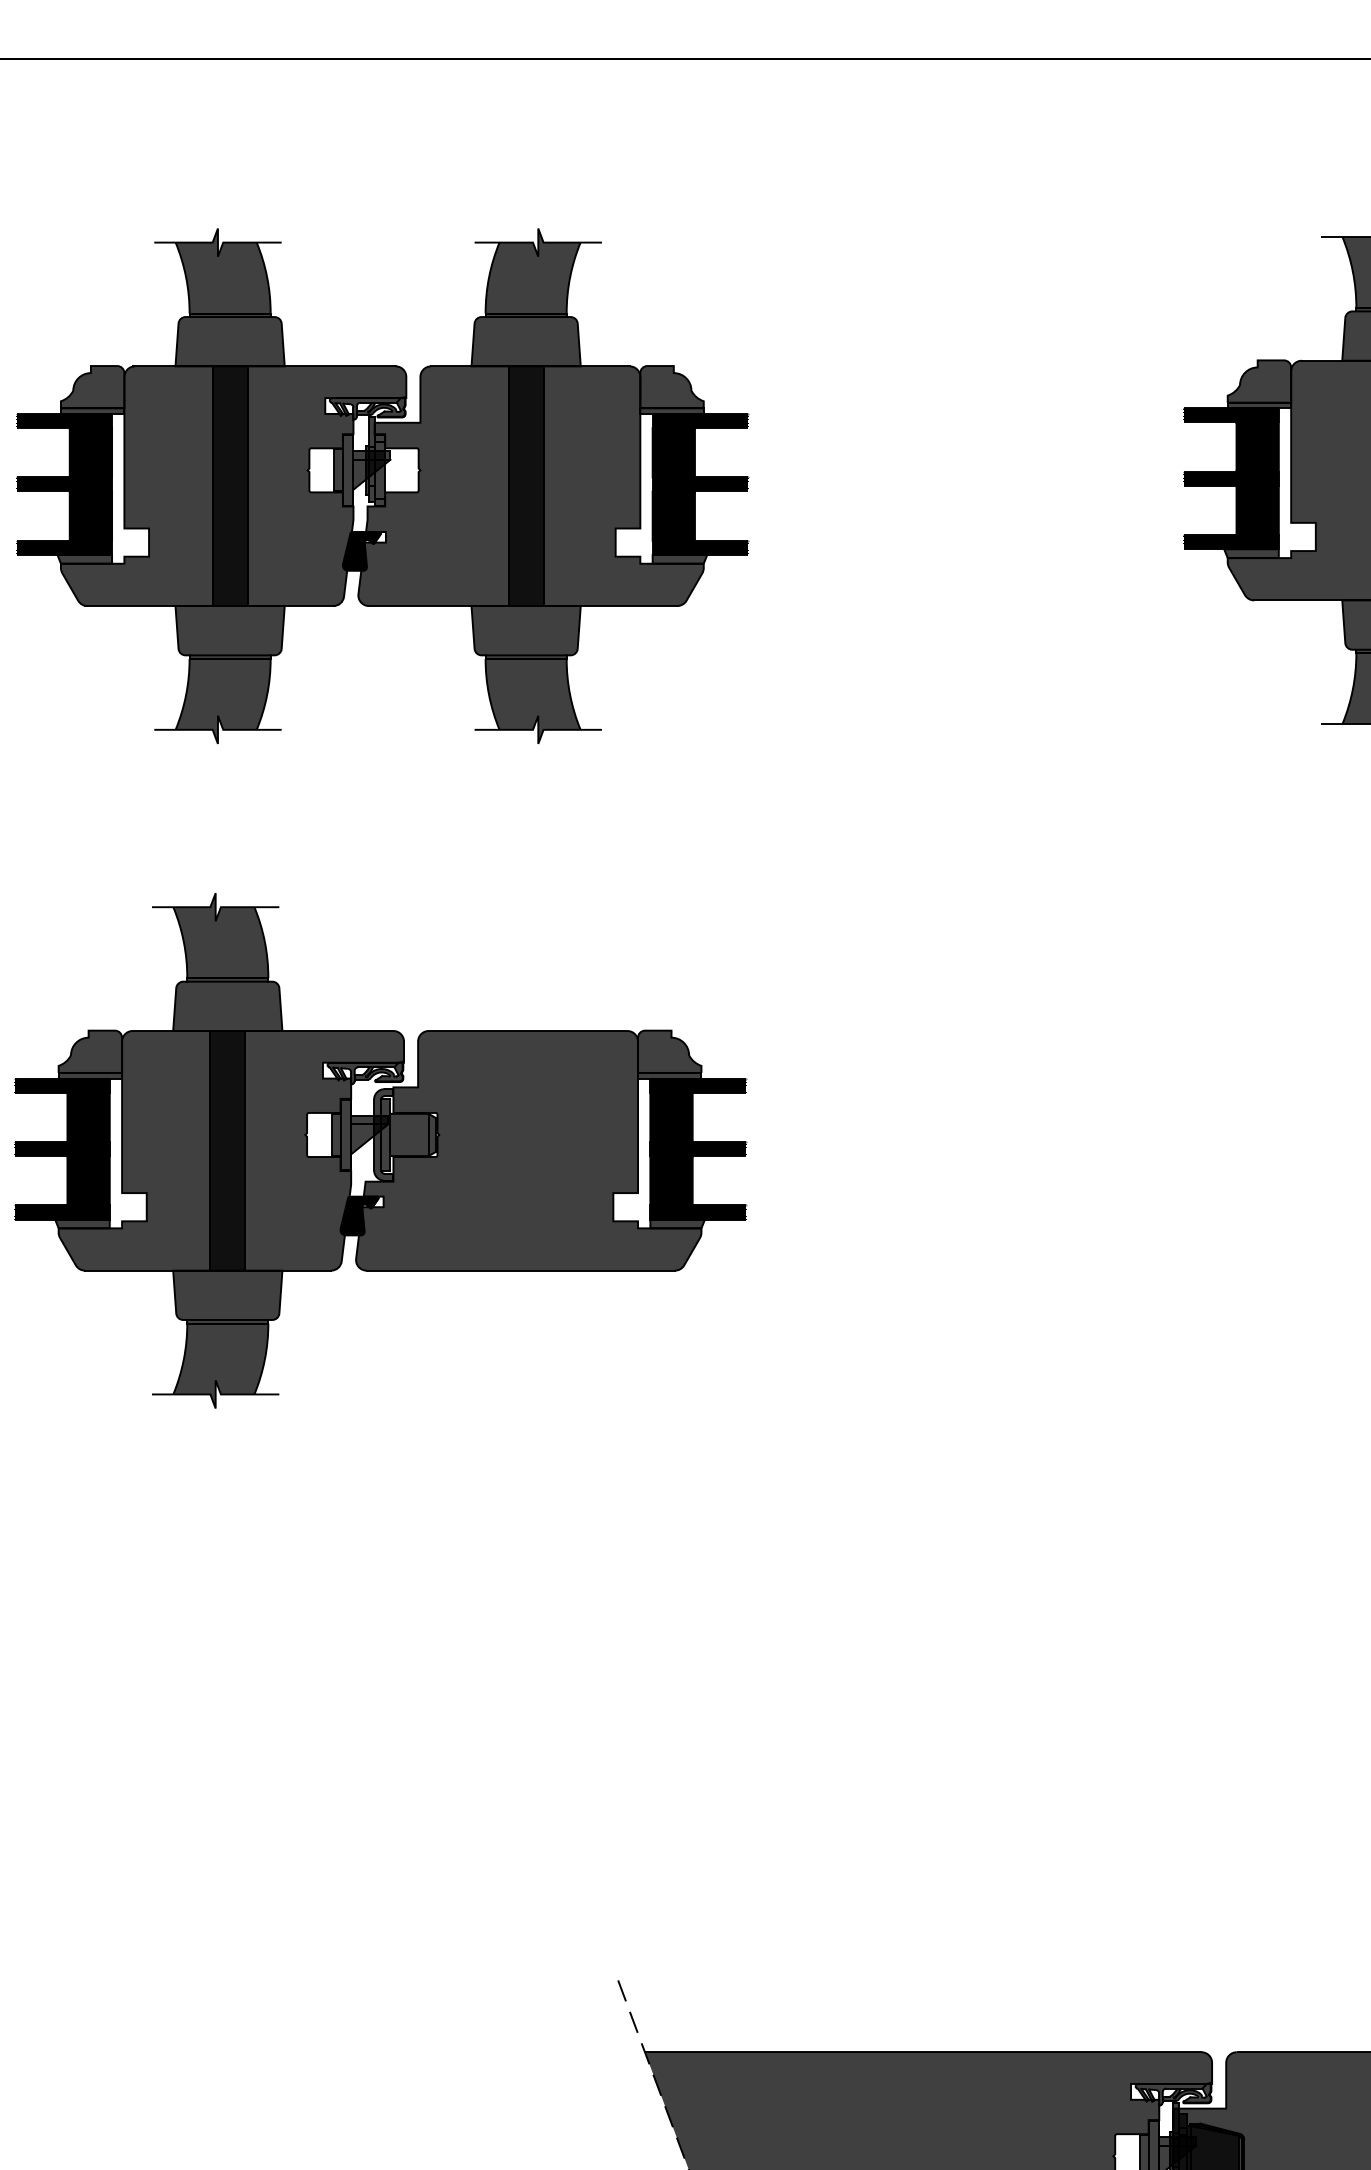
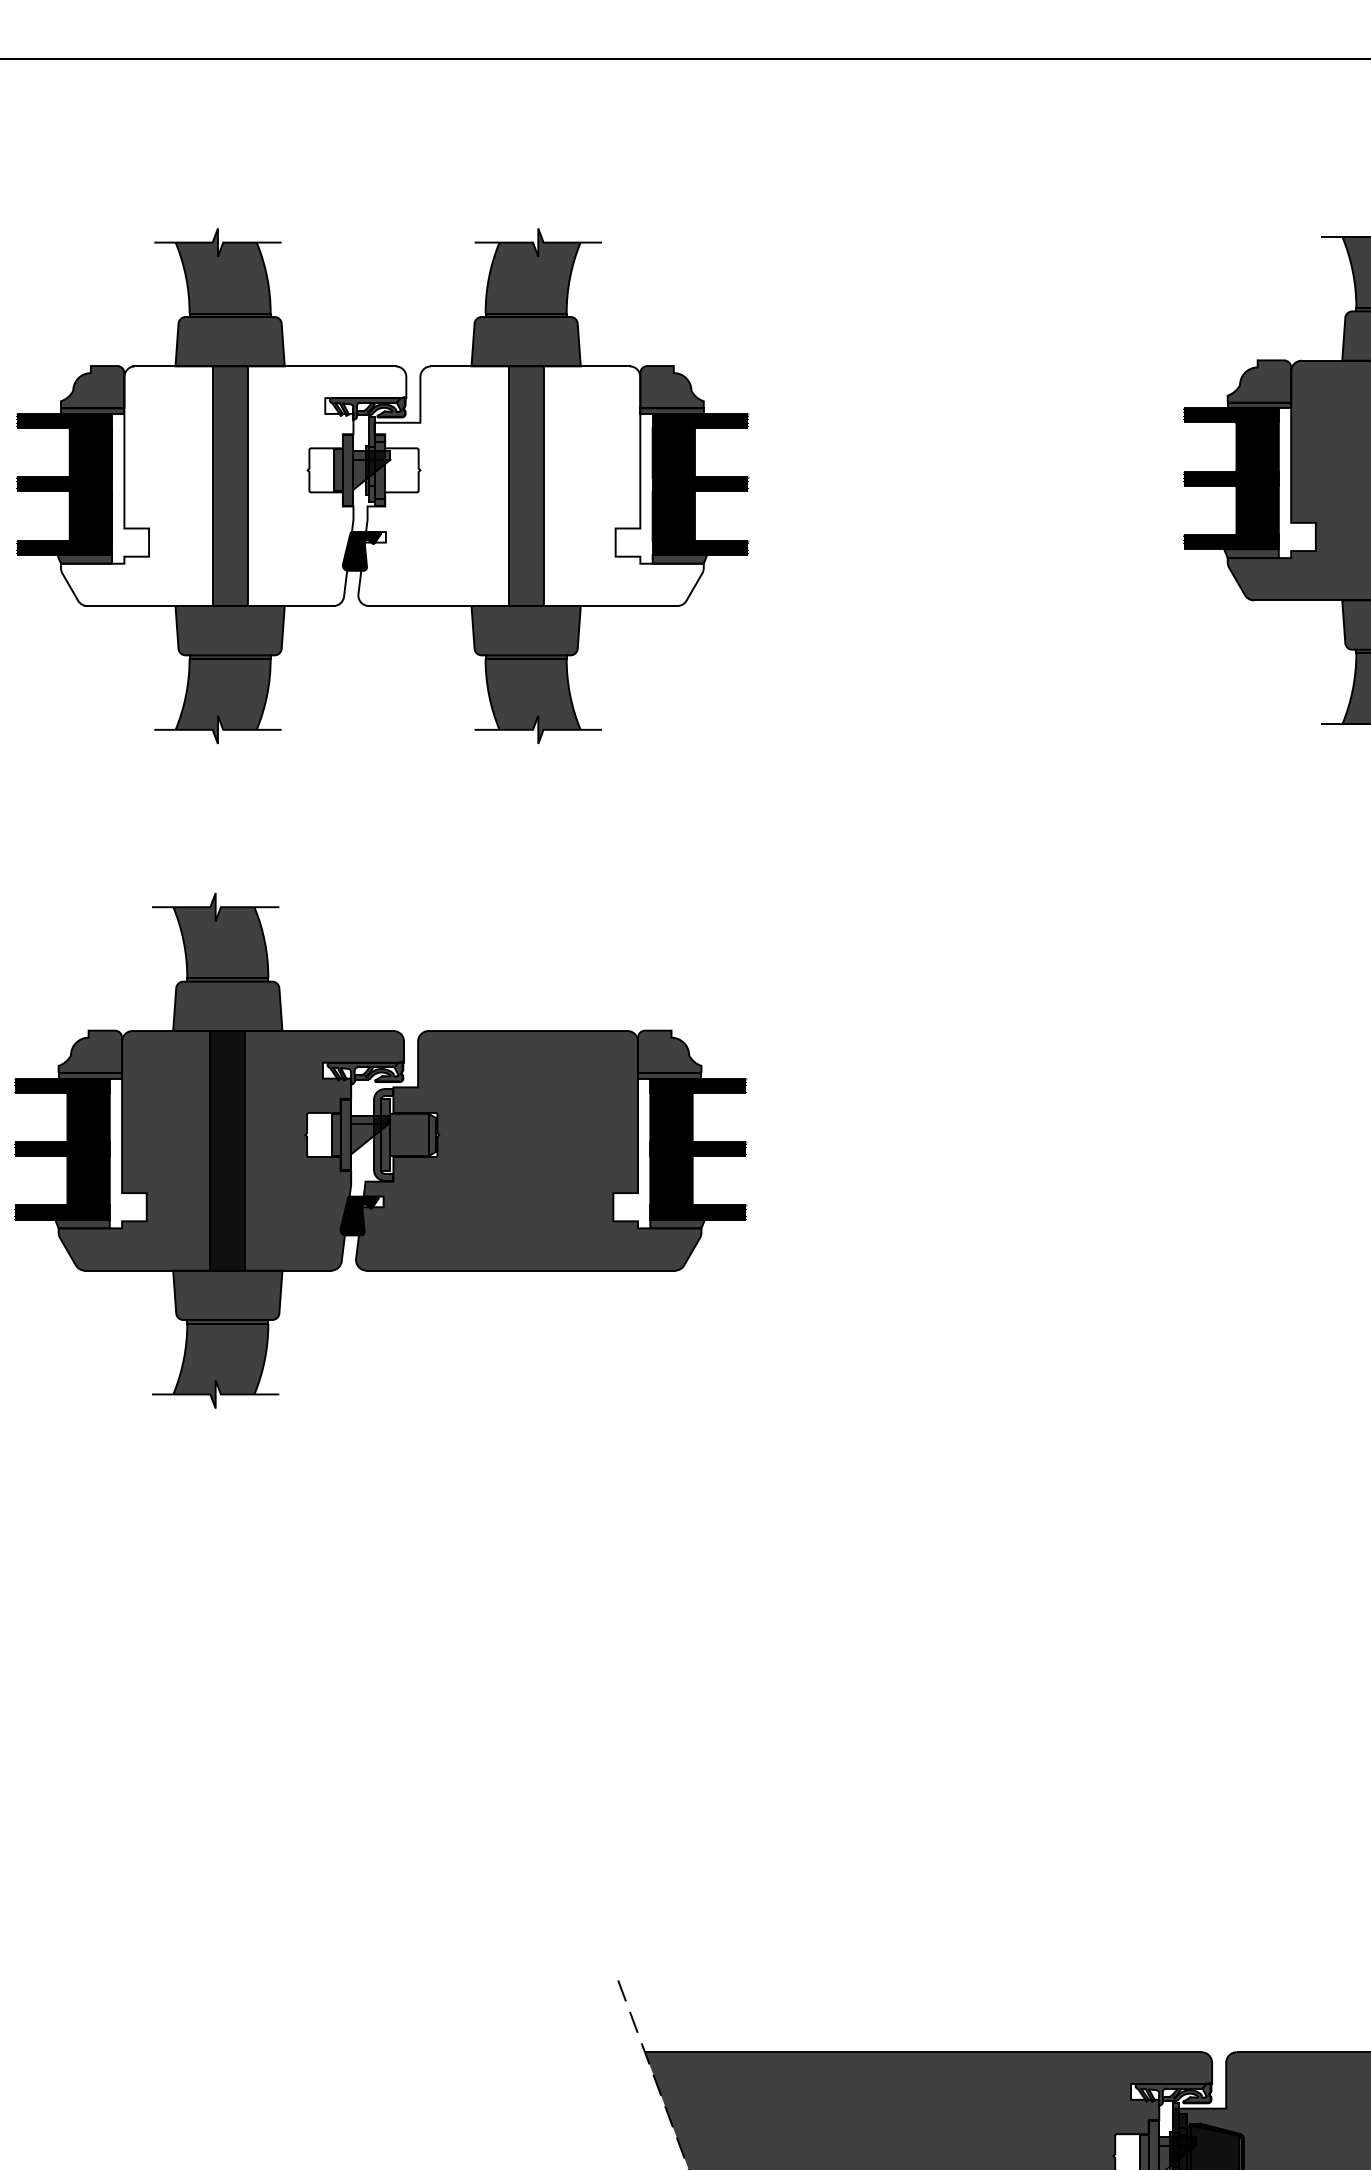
fill: present -> none (233, 486)
fill: present -> none (530, 486)
